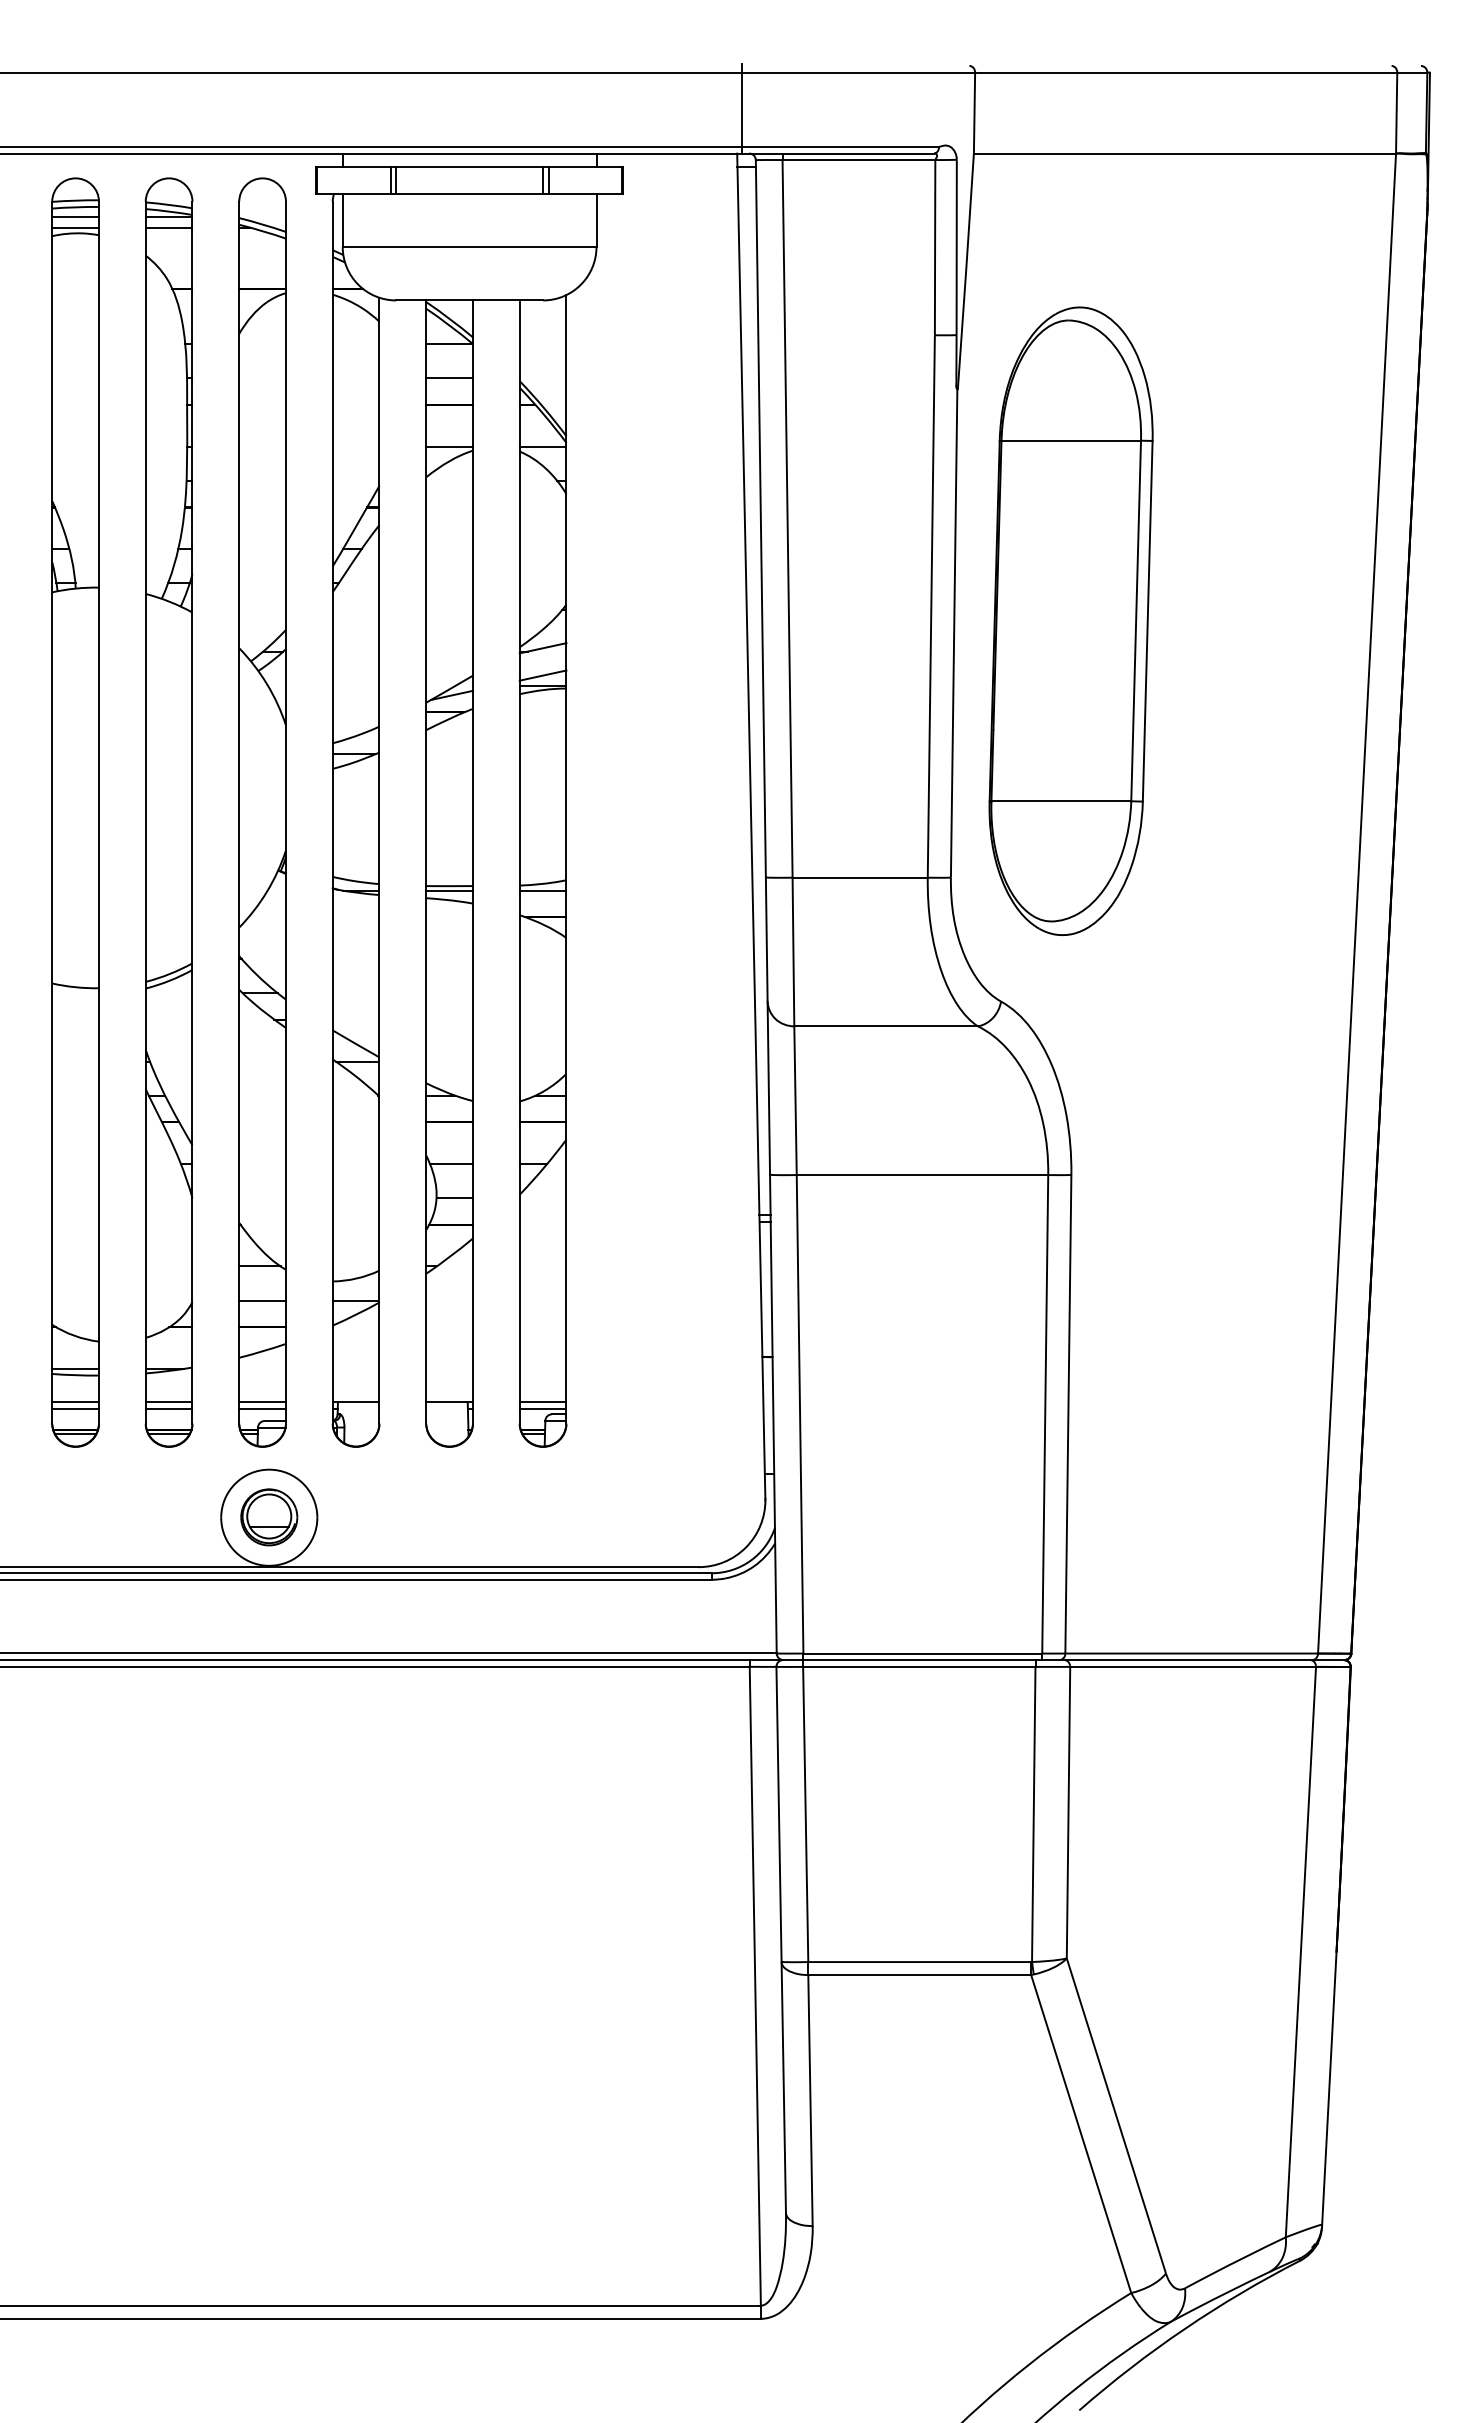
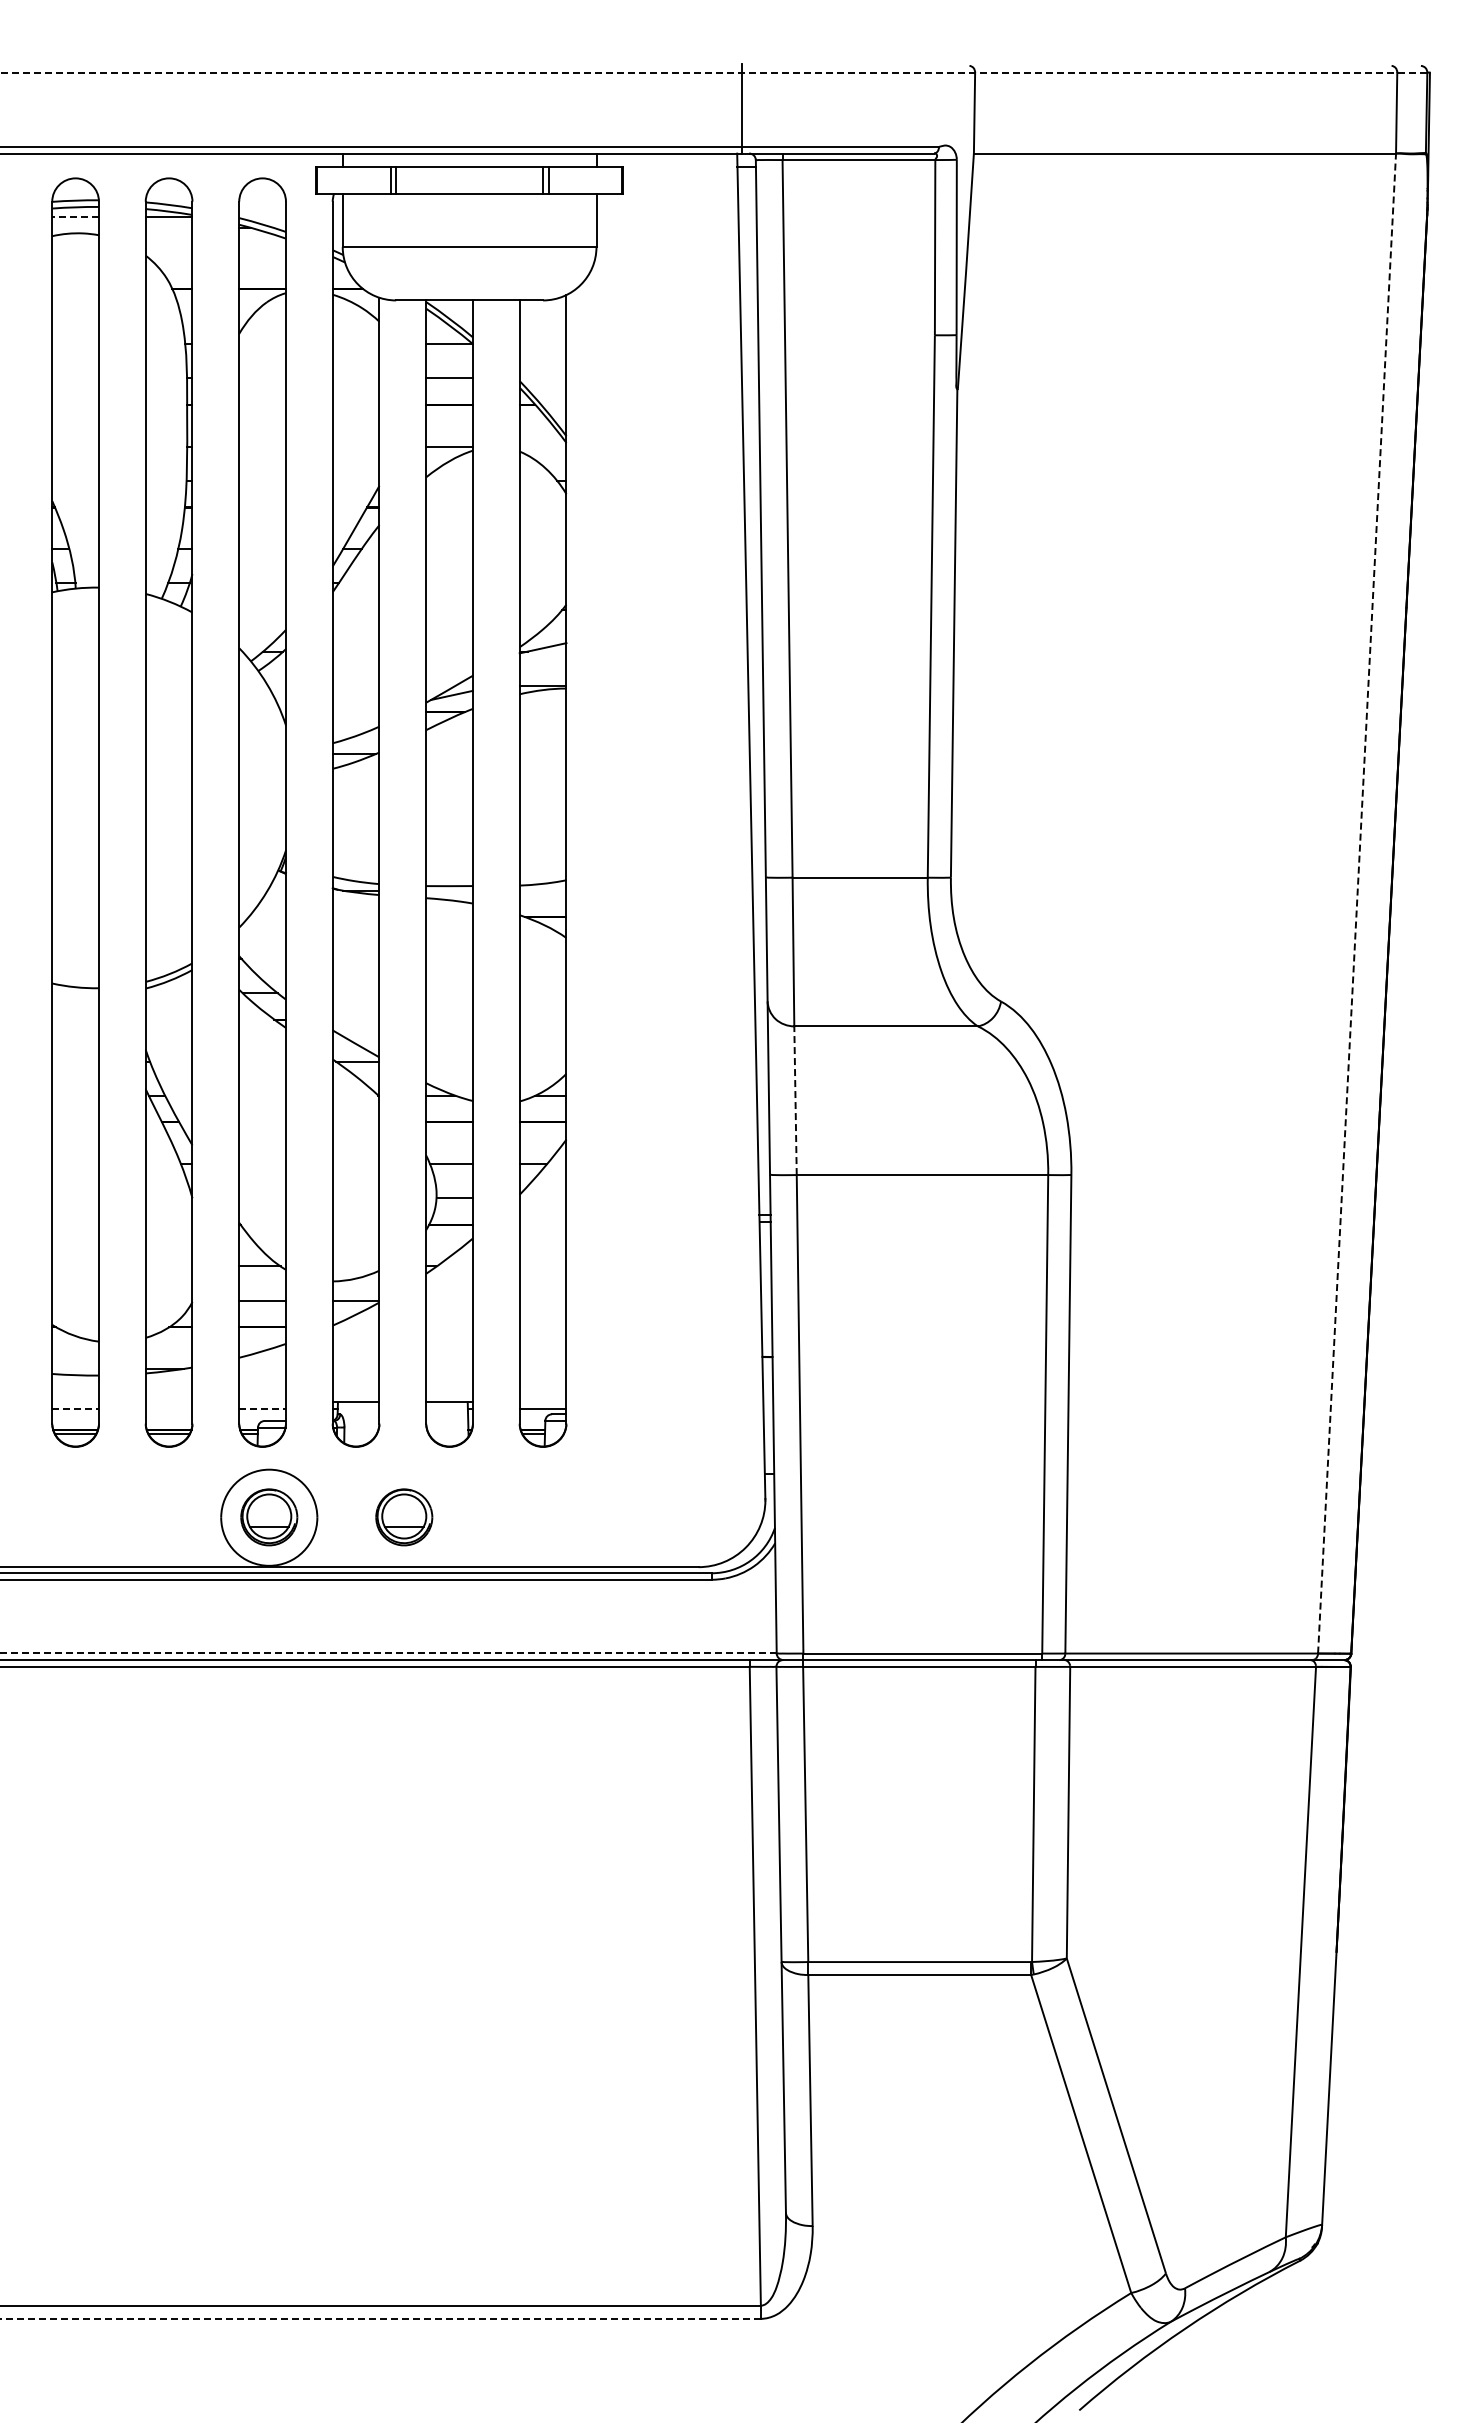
line: solid -> dashed (713, 72)
line: solid -> dashed (75, 217)
line: present -> none (75, 227)
line: present -> none (168, 227)
line: present -> none (542, 446)
part: present -> none (1070, 620)
line: present -> none (542, 675)
line: present -> none (449, 890)
line: present -> none (542, 890)
line: solid -> dashed (1357, 903)
line: solid -> dashed (795, 1100)
line: present -> none (75, 1368)
line: present -> none (75, 1402)
line: present -> none (168, 1402)
line: present -> none (262, 1402)
line: present -> none (542, 1402)
line: solid -> dashed (76, 1408)
line: present -> none (168, 1408)
line: solid -> dashed (263, 1408)
part: none -> present (404, 1517)
line: solid -> dashed (388, 1653)
line: solid -> dashed (380, 2318)
